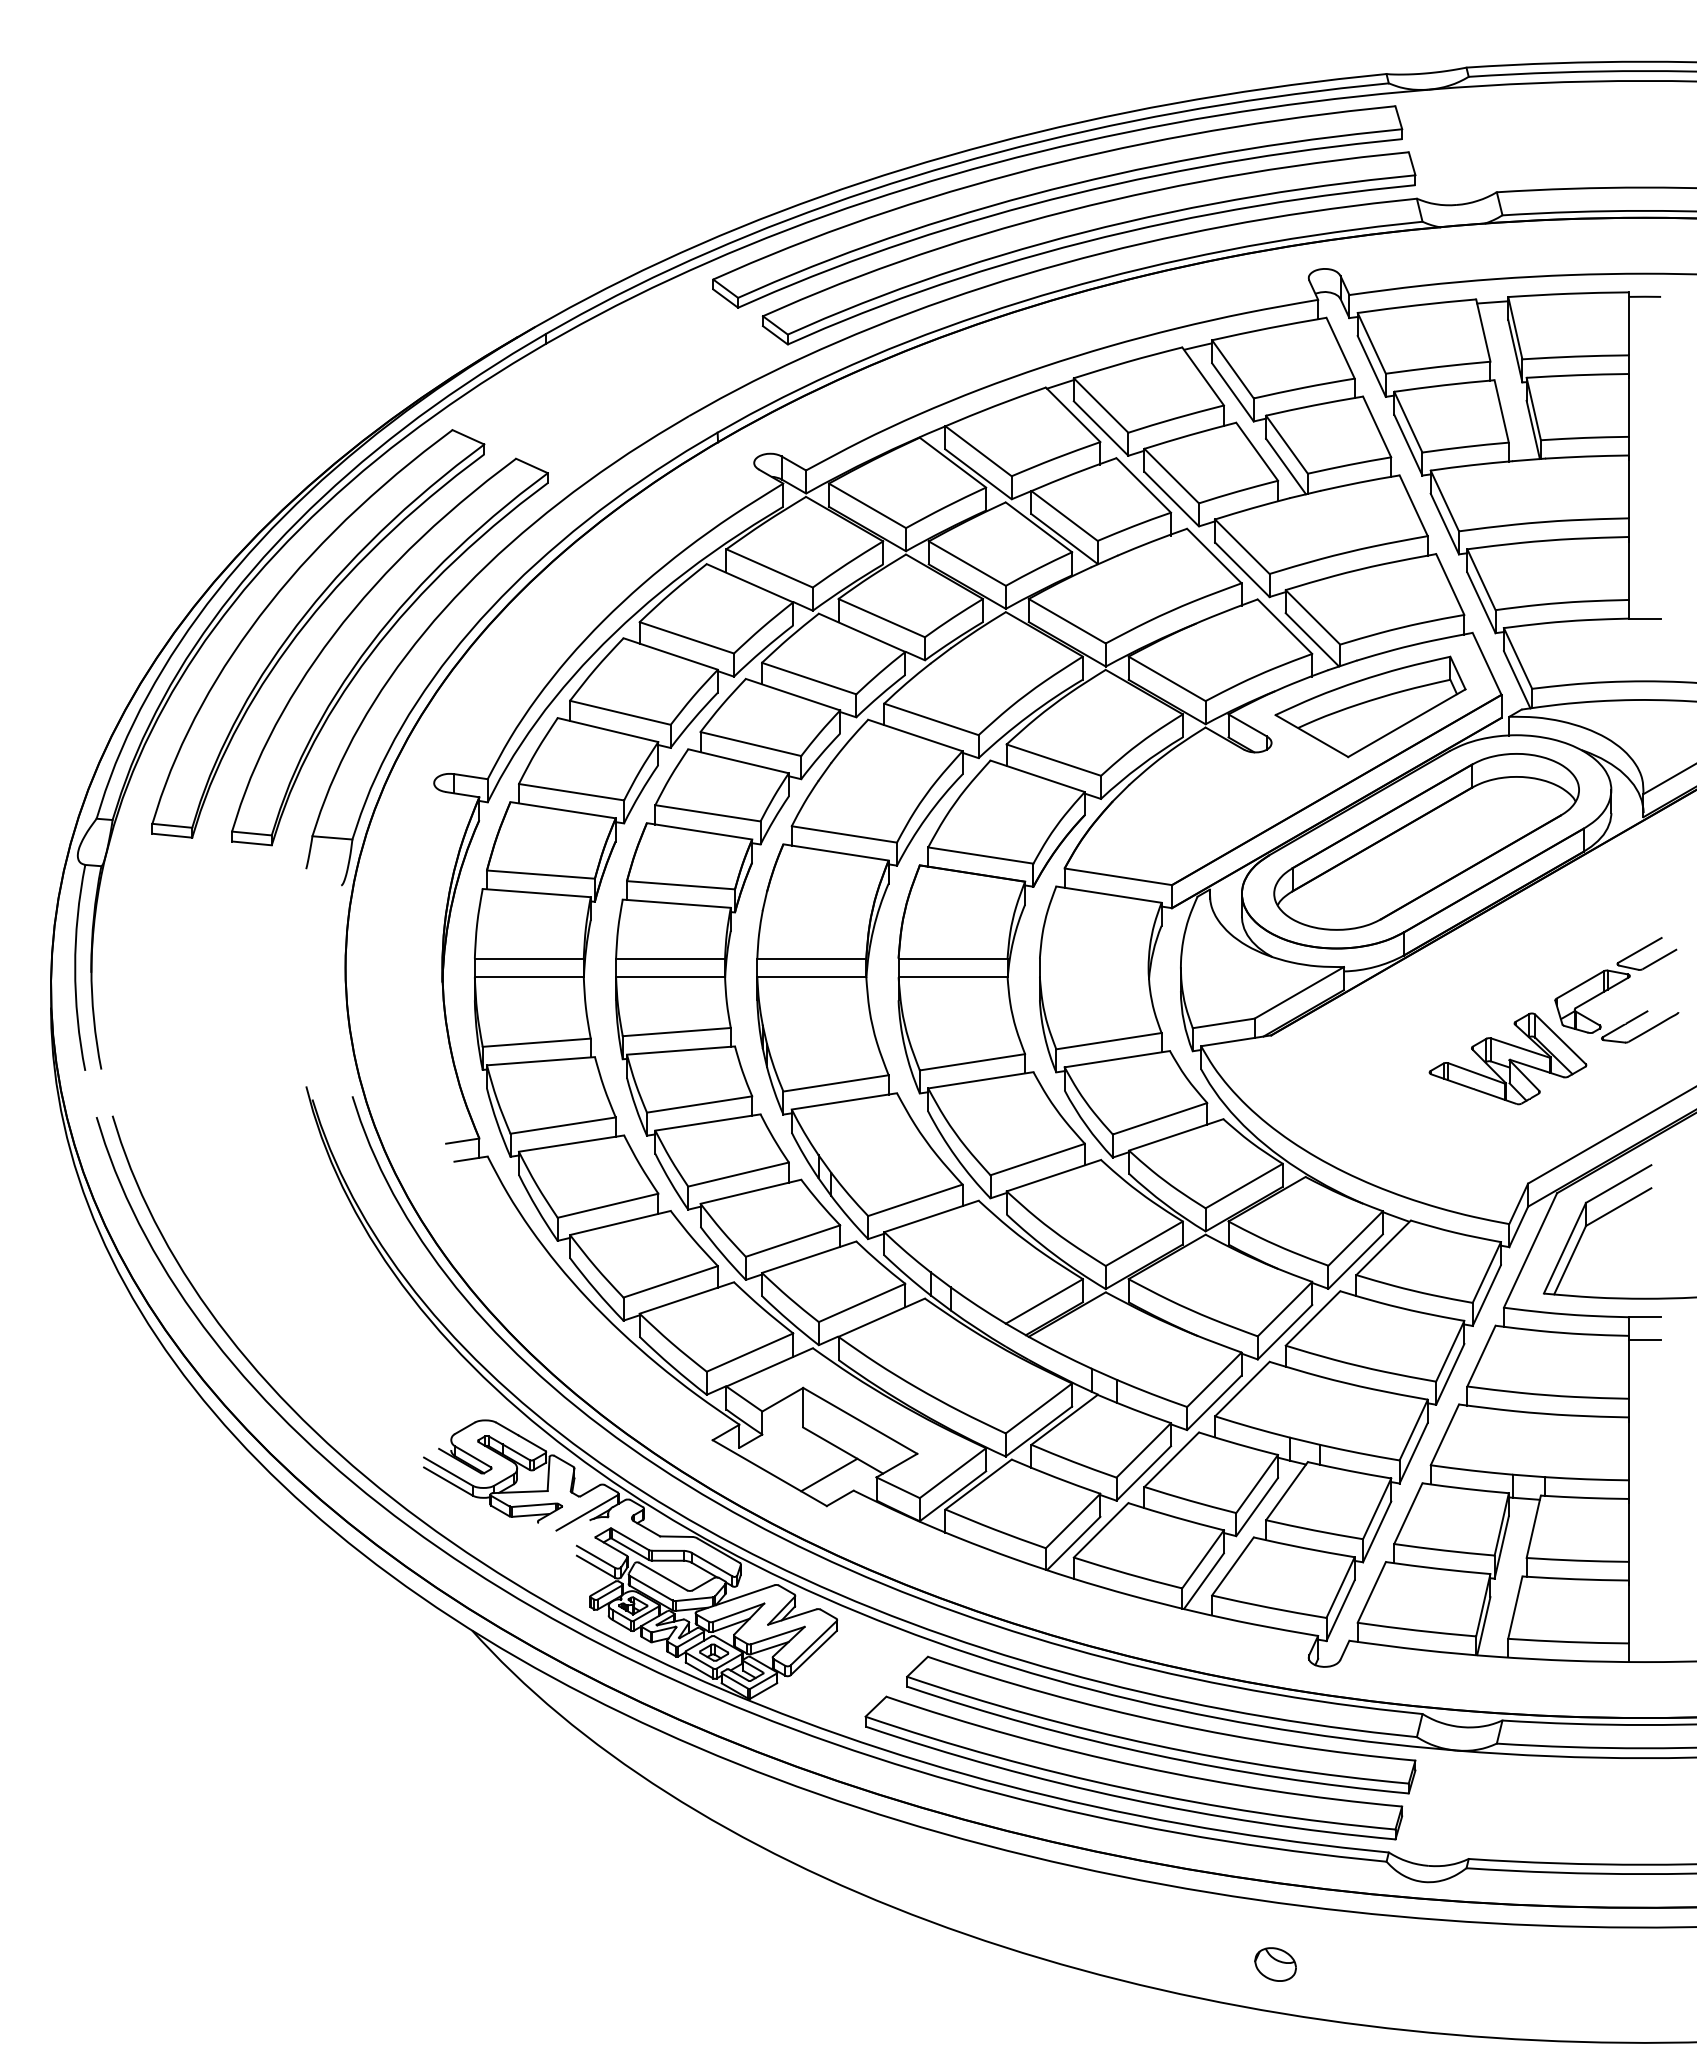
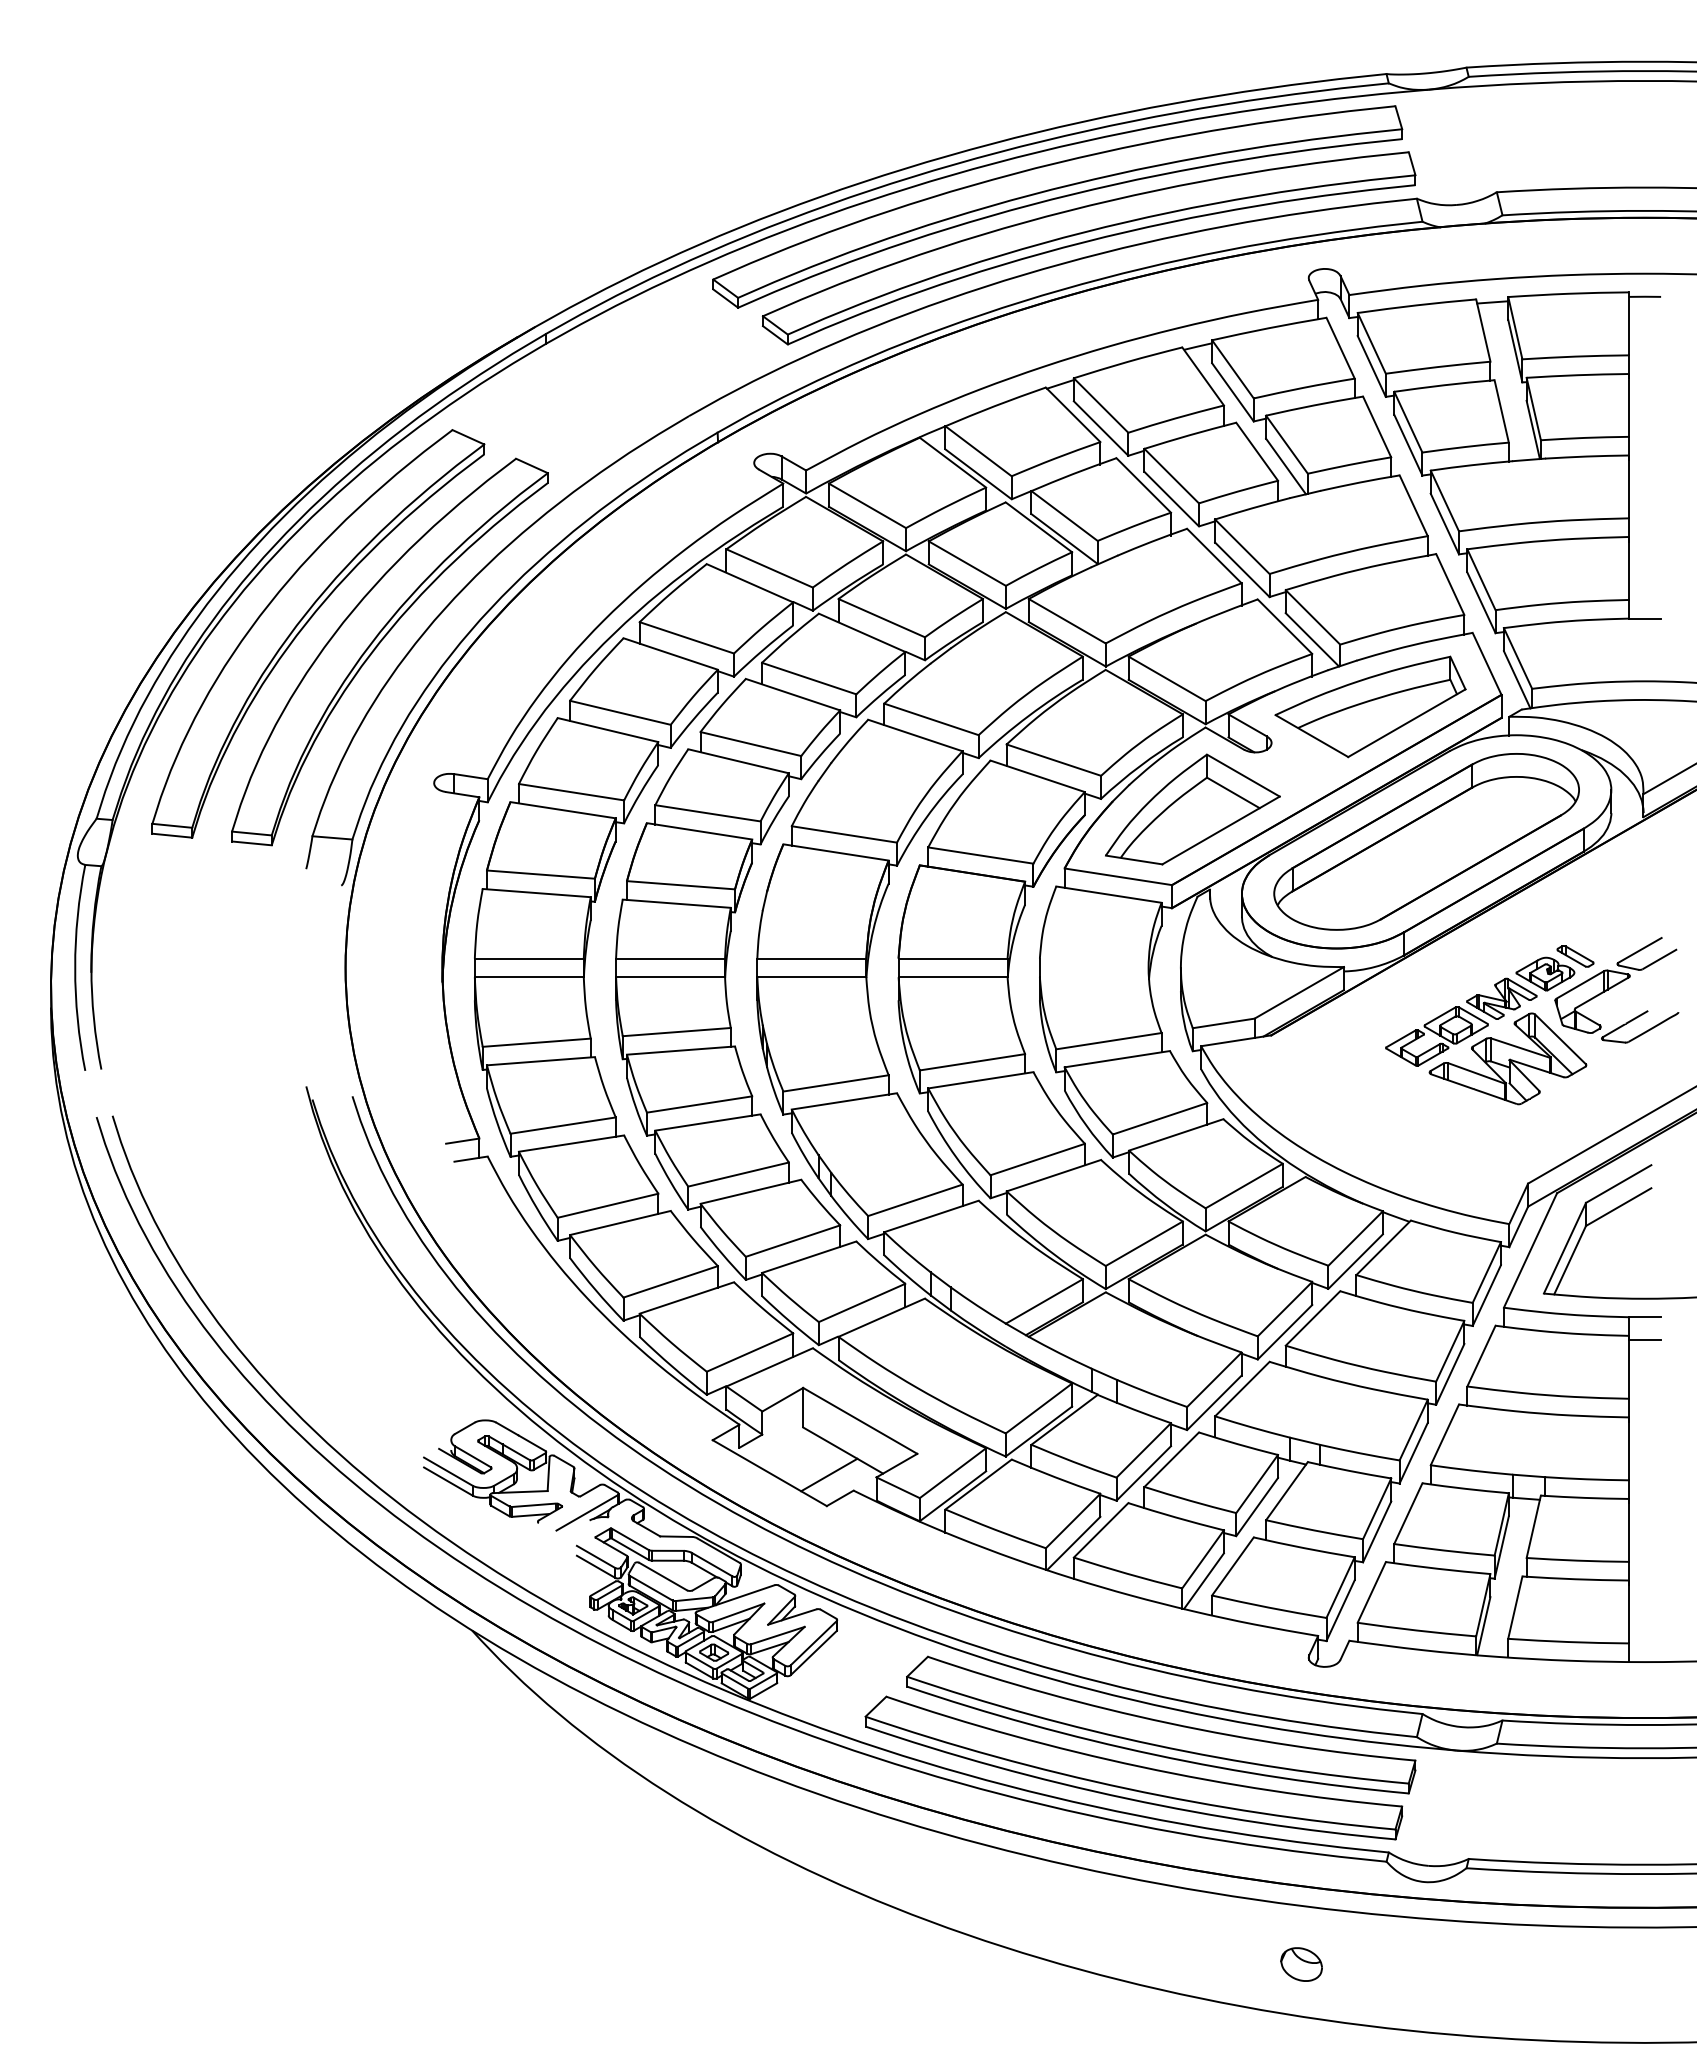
part: none -> present (1192, 809)
part: none -> present (1489, 1005)
part position: (1275, 1964) -> (1301, 1964) (1301, 1964)
